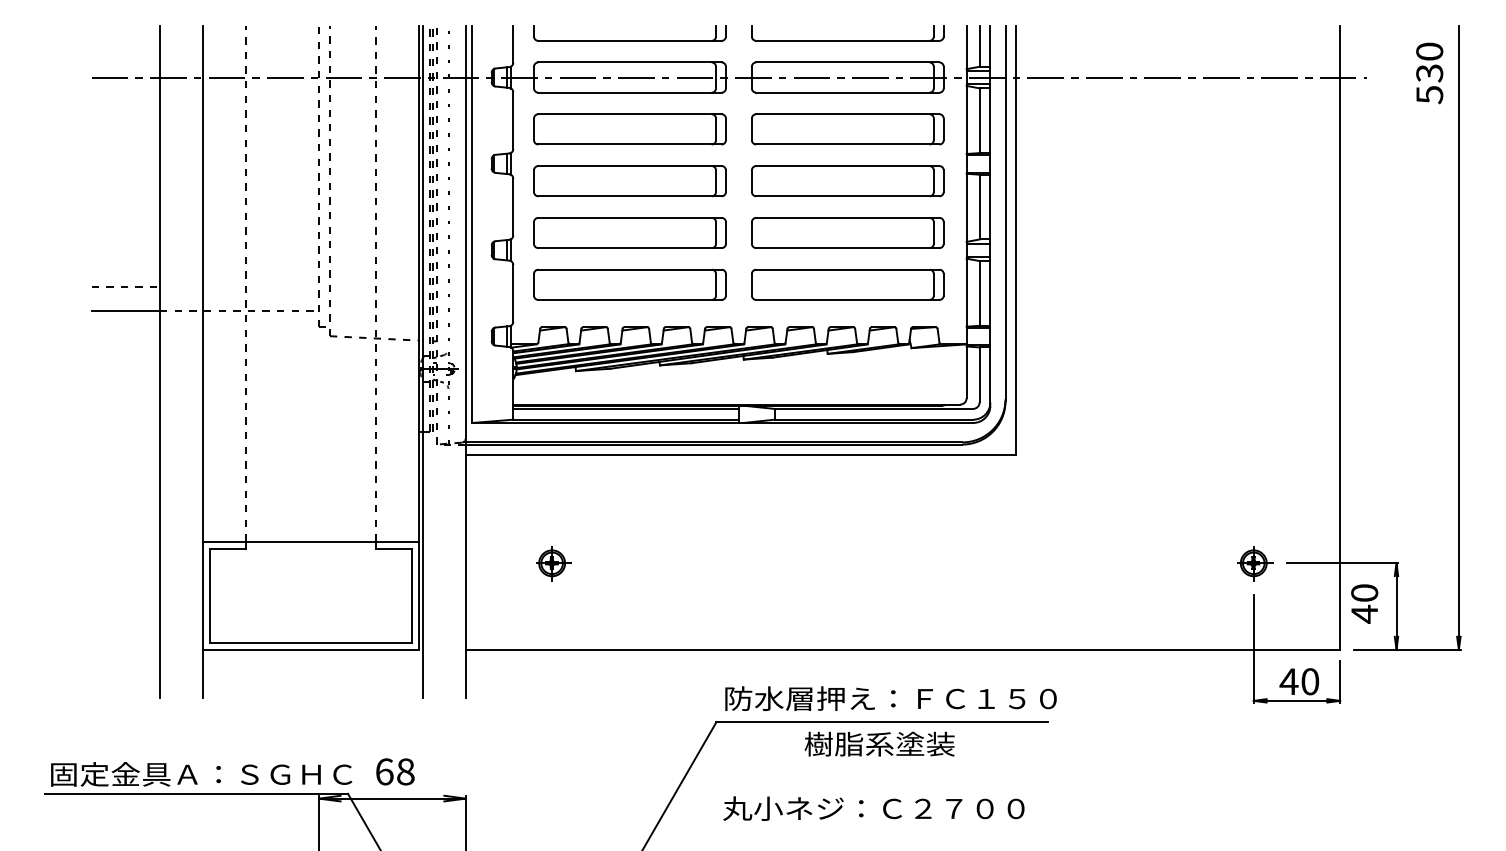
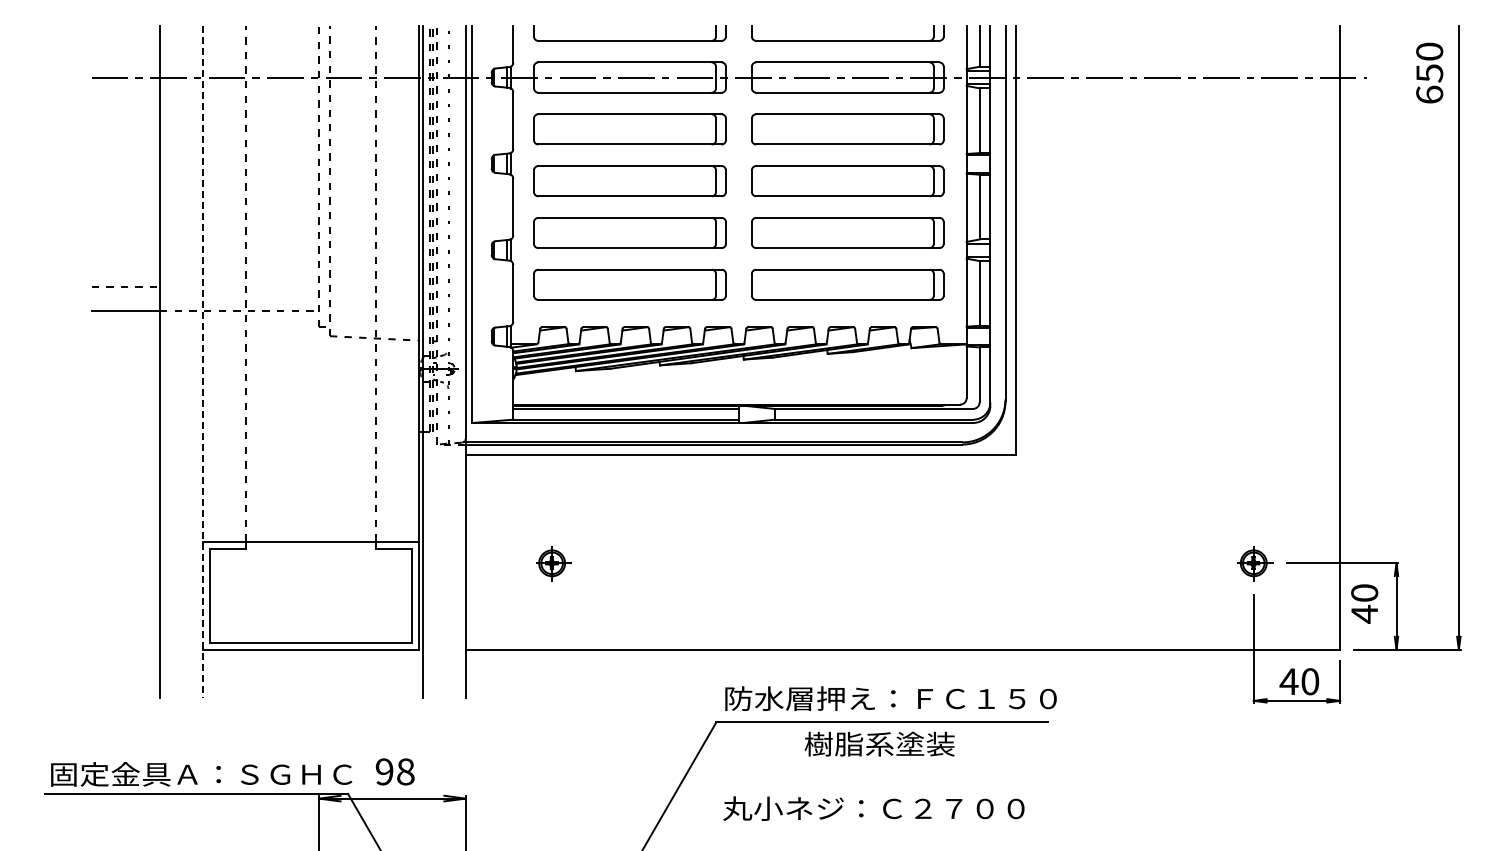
text: 530 -> 650 (1429, 84)
line: solid -> dashed (203, 362)
text: 68 -> 98 (384, 771)
